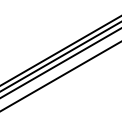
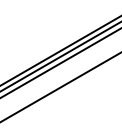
line position: (60, 76) -> (60, 87) (60, 87)
